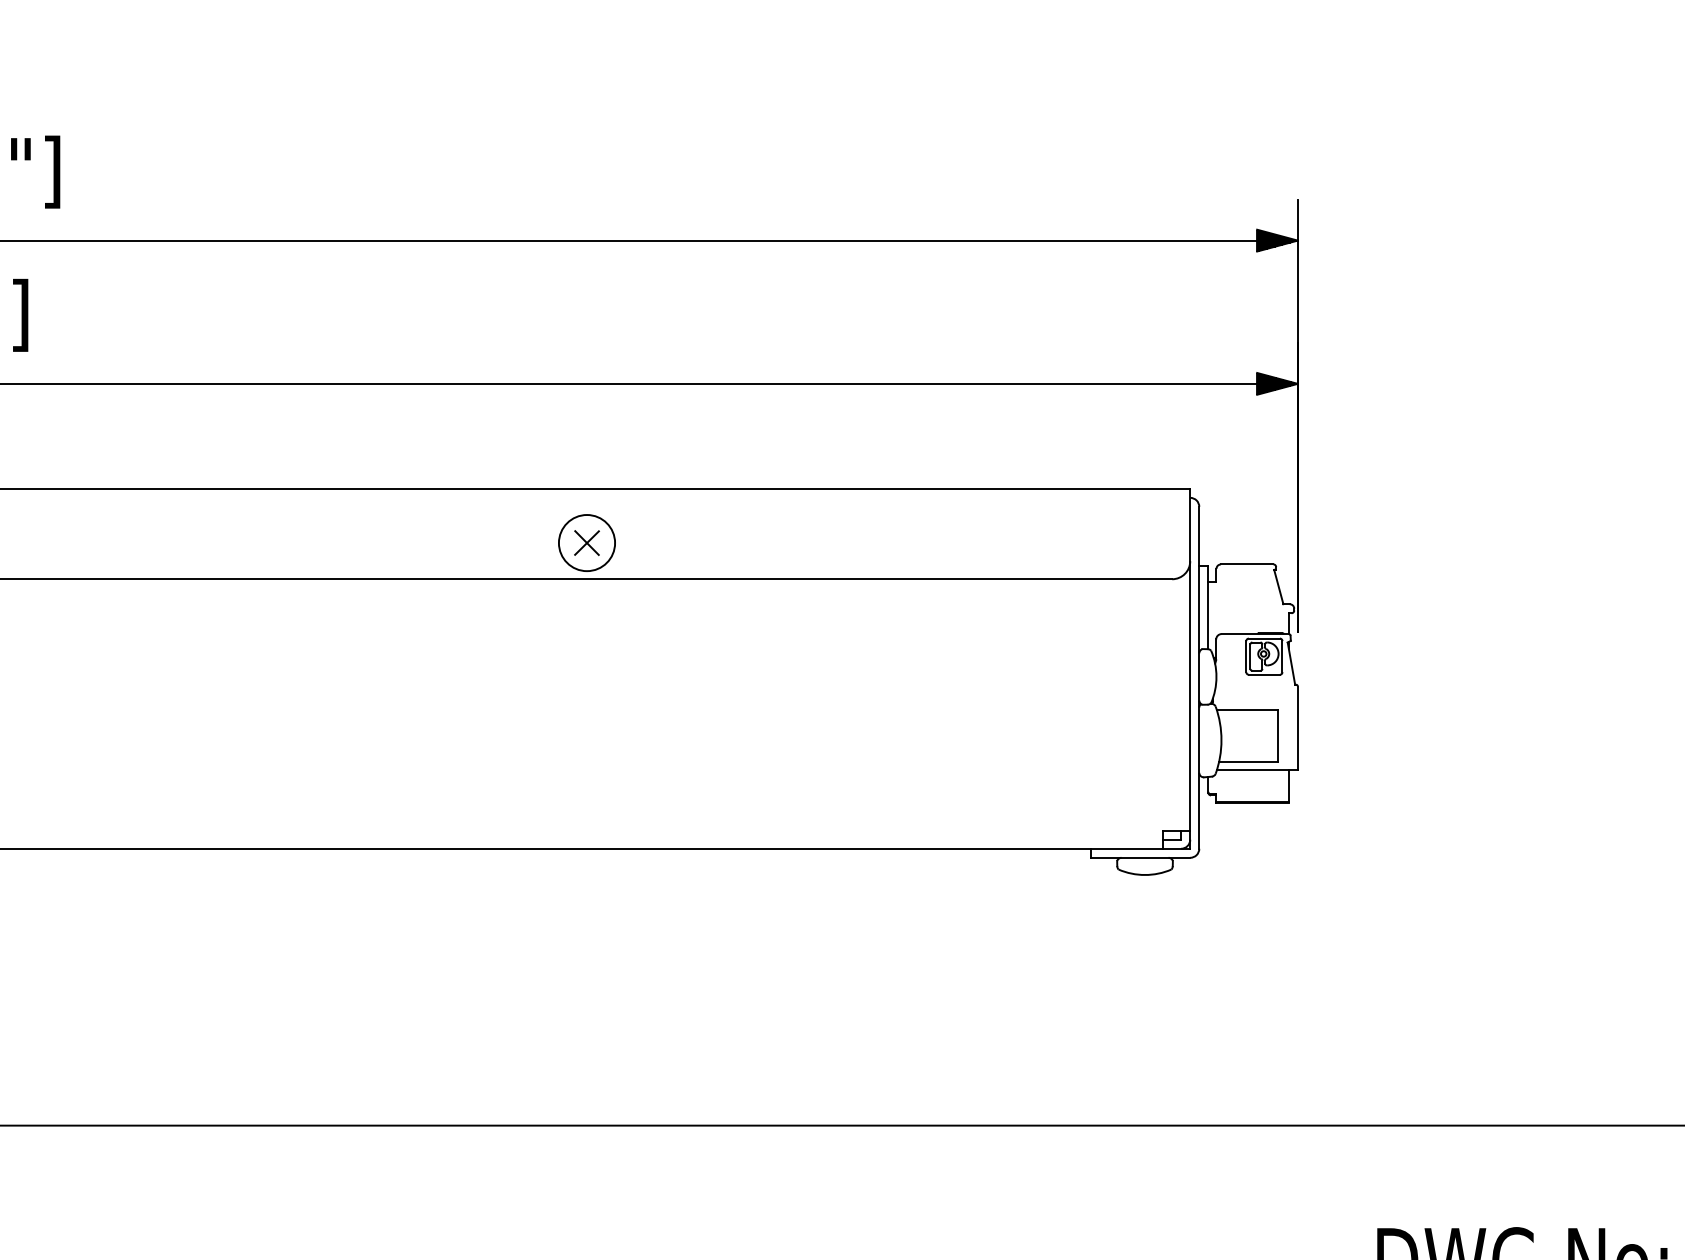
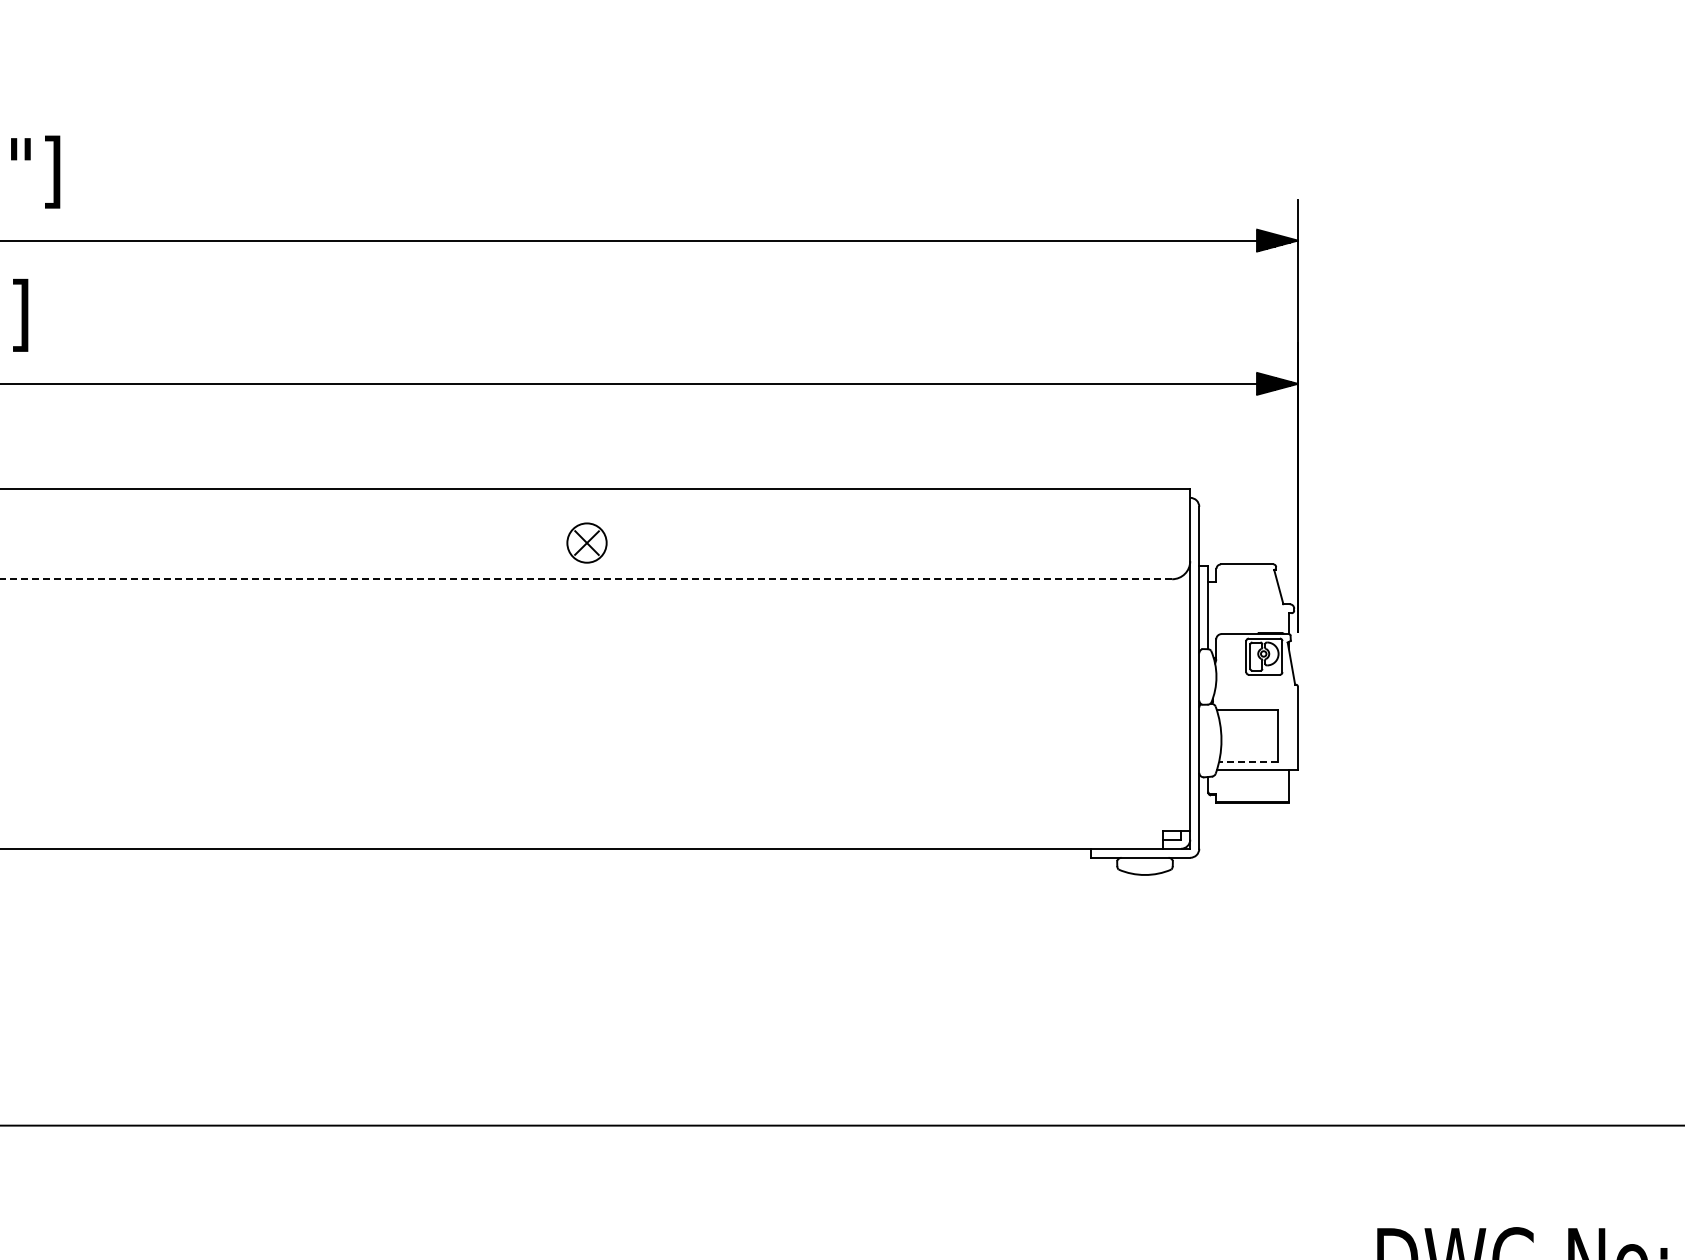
circle diameter: 56 px -> 39 px (586, 542)
line: solid -> dashed (586, 579)
line: solid -> dashed (1248, 762)
